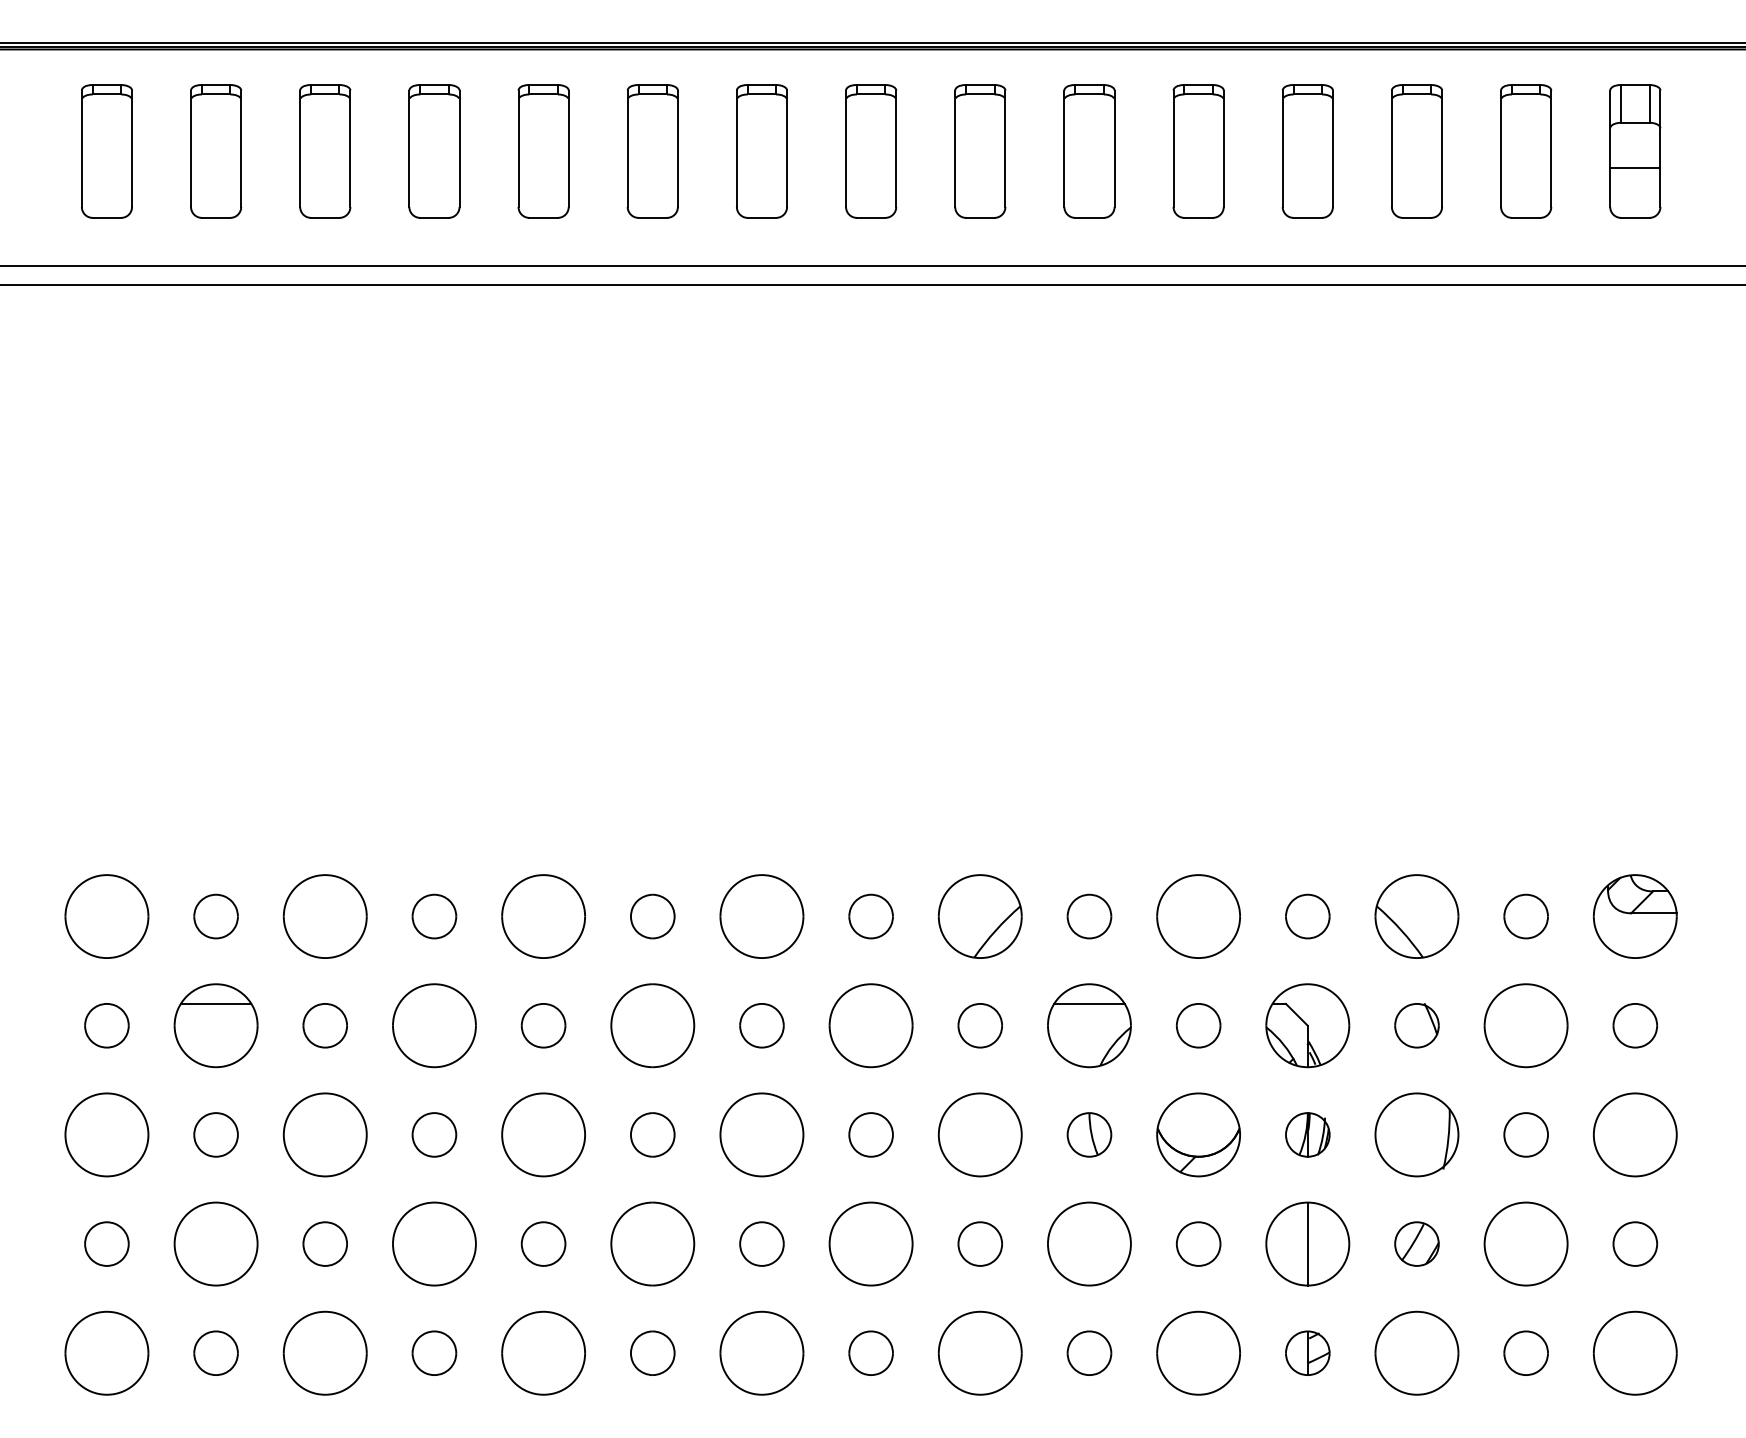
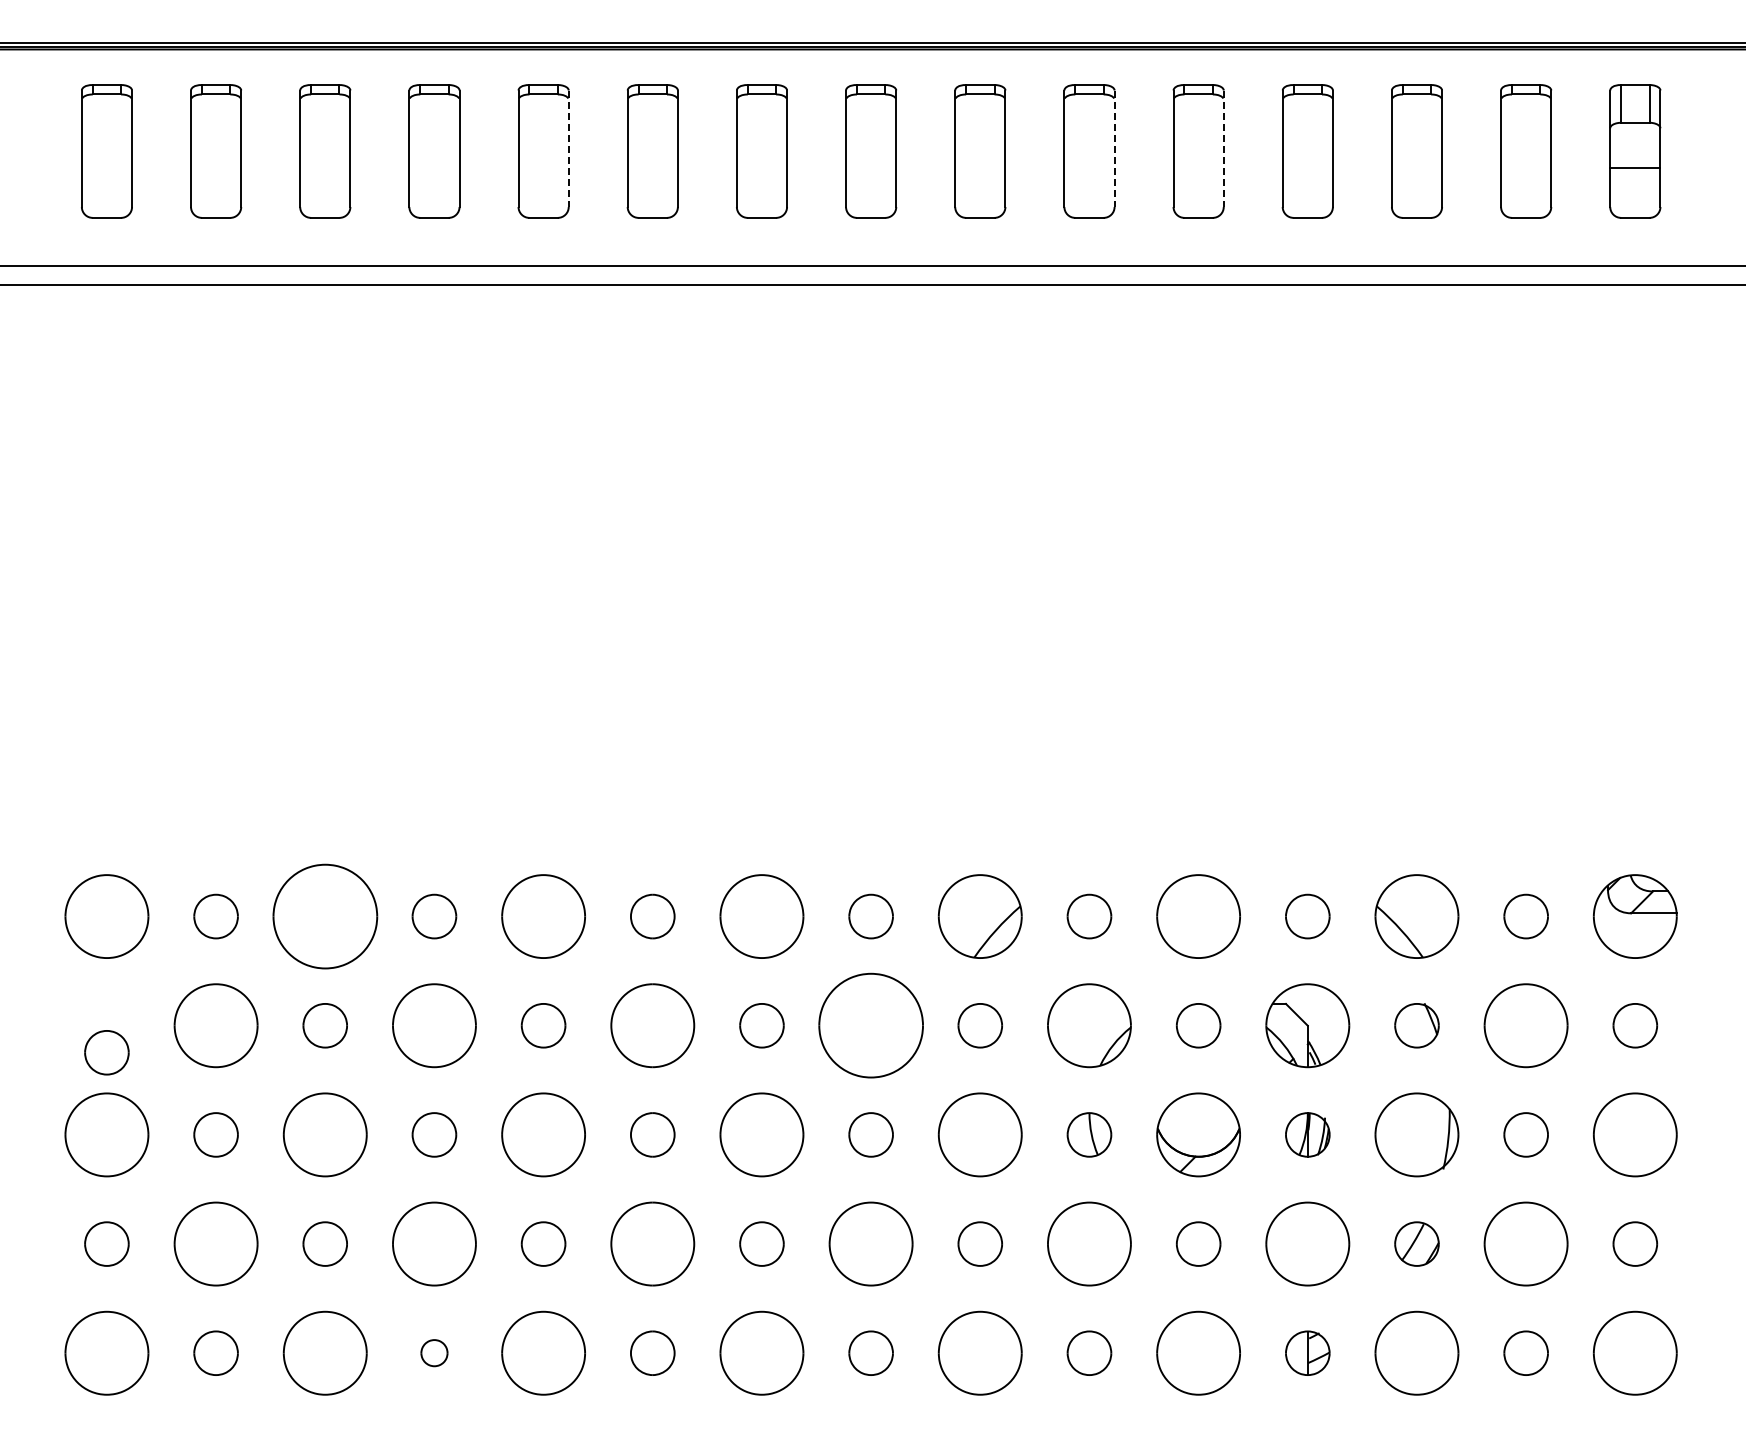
line: solid -> dashed (568, 149)
line: solid -> dashed (1114, 149)
line: solid -> dashed (1223, 149)
part size: 86x85 px -> 107x107 px (325, 916)
line: present -> none (215, 1003)
line: present -> none (1089, 1003)
part position: (106, 1025) -> (106, 1052) (106, 1052)
part size: 86x86 px -> 106x107 px (870, 1025)
line: present -> none (1307, 1243)
part size: 47x46 px -> 29x29 px (434, 1353)
